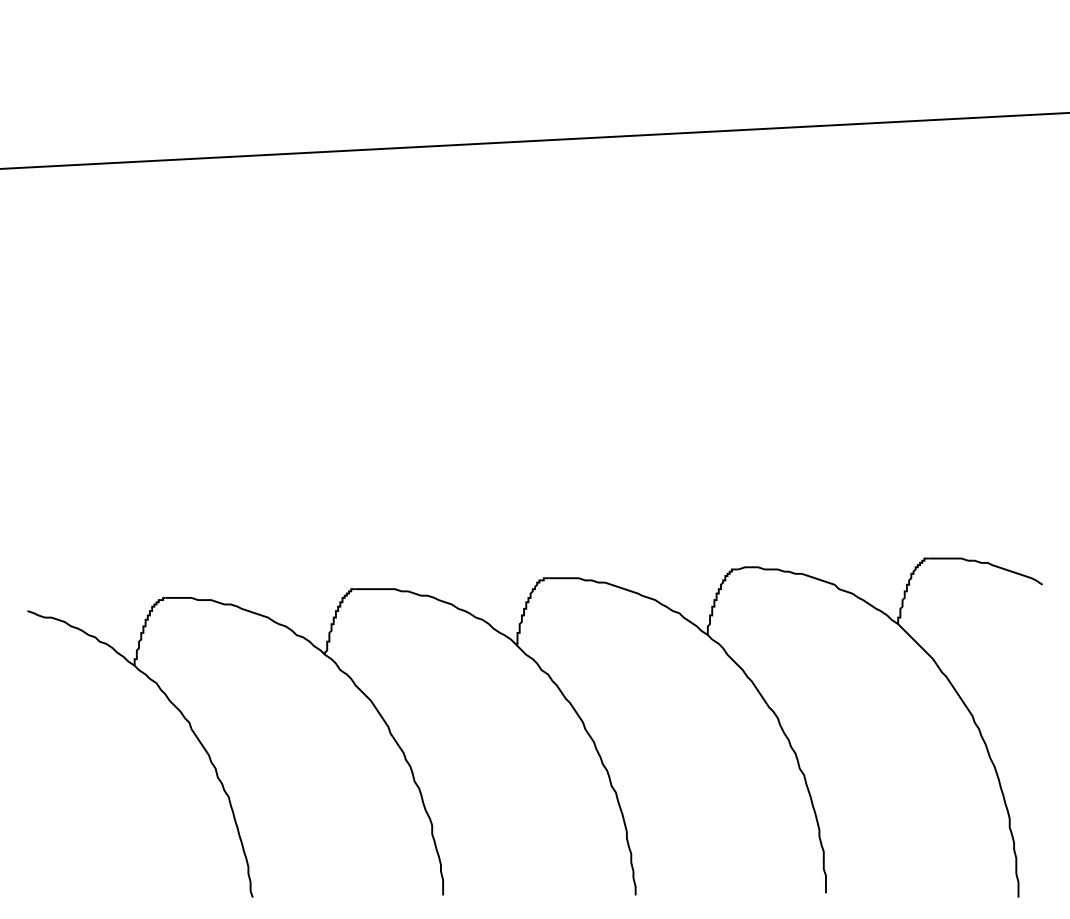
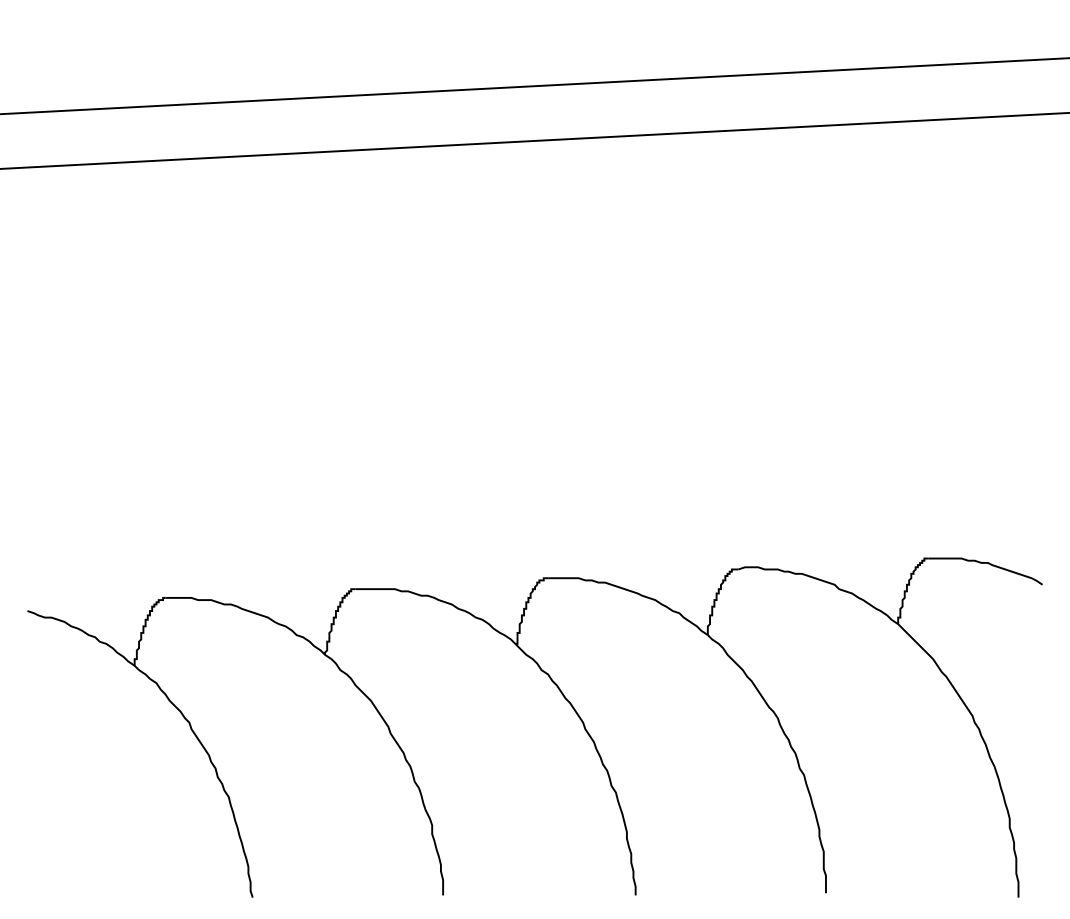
line: none -> present (534, 86)
